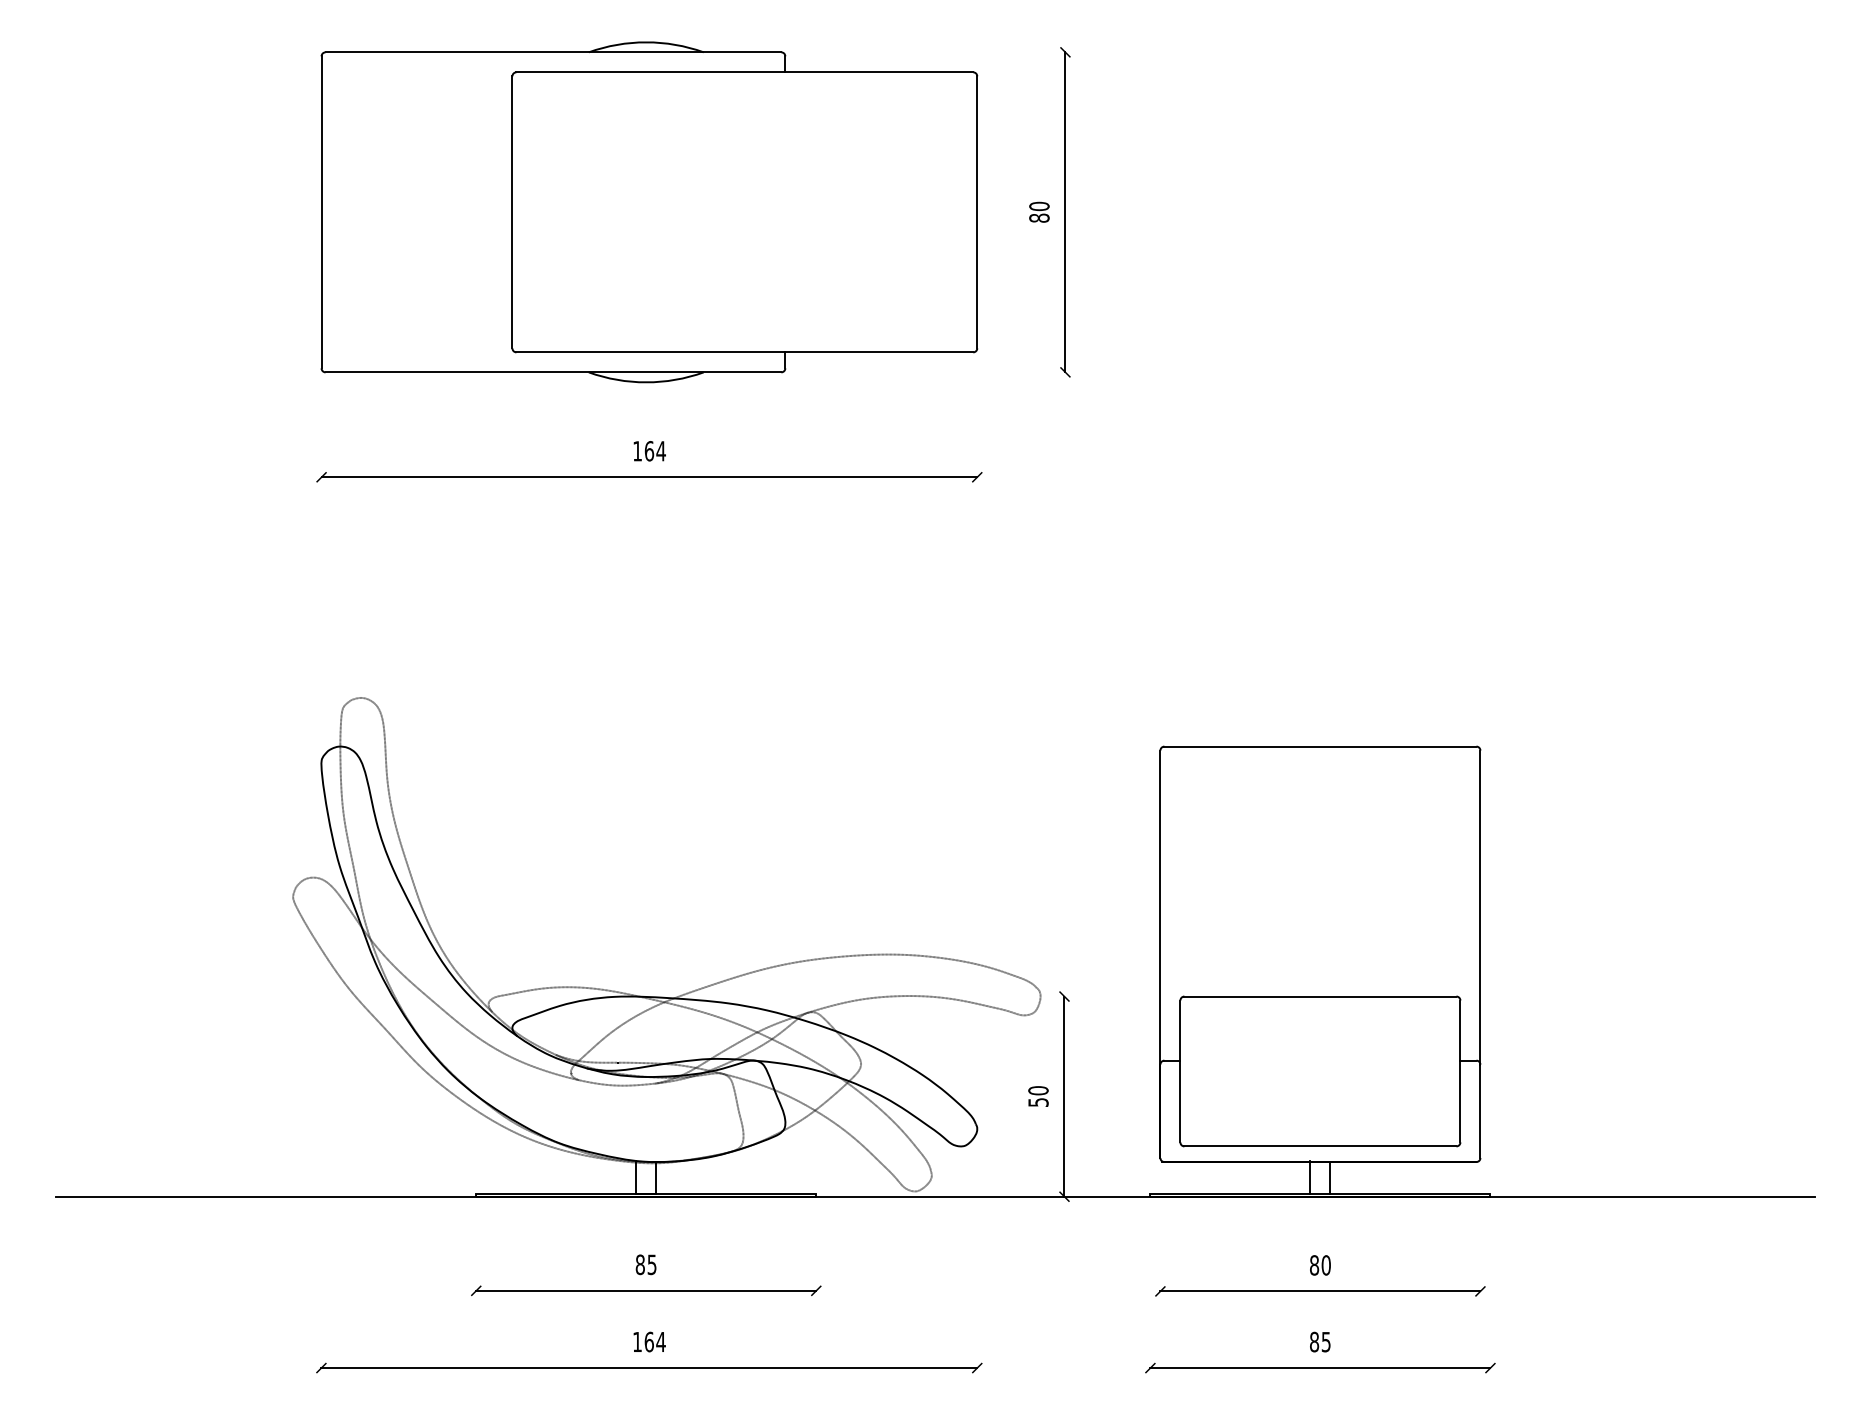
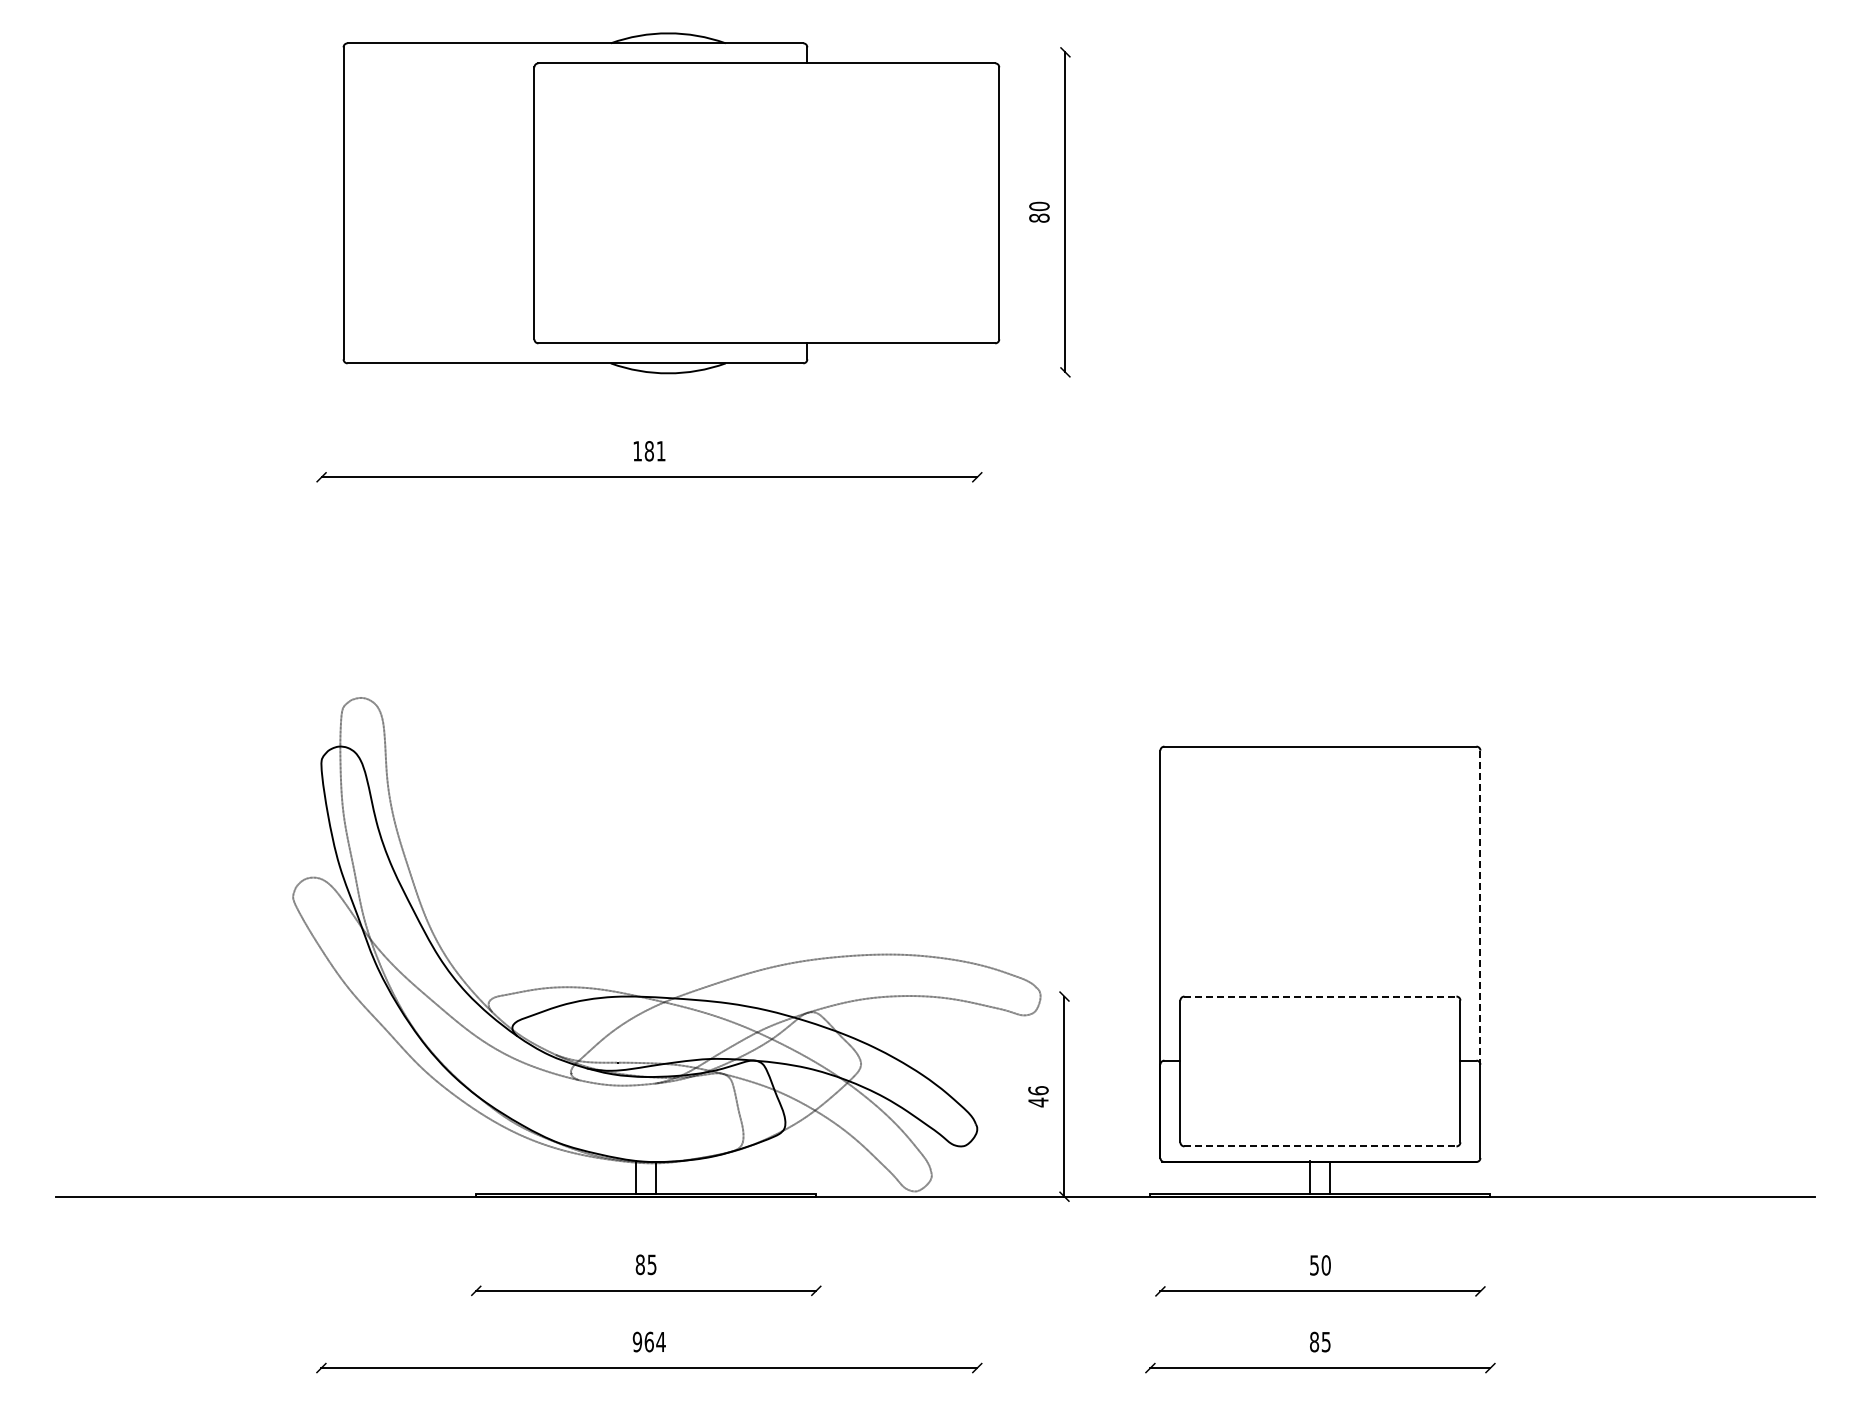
part position: (649, 212) -> (671, 203) (671, 203)
text: 164 -> 181 (654, 451)
line: solid -> dashed (1480, 908)
line: solid -> dashed (1320, 996)
text: 50 -> 46 (1038, 1096)
line: solid -> dashed (1320, 1146)
text: 80 -> 50 (1314, 1265)
text: 164 -> 964 (637, 1341)
